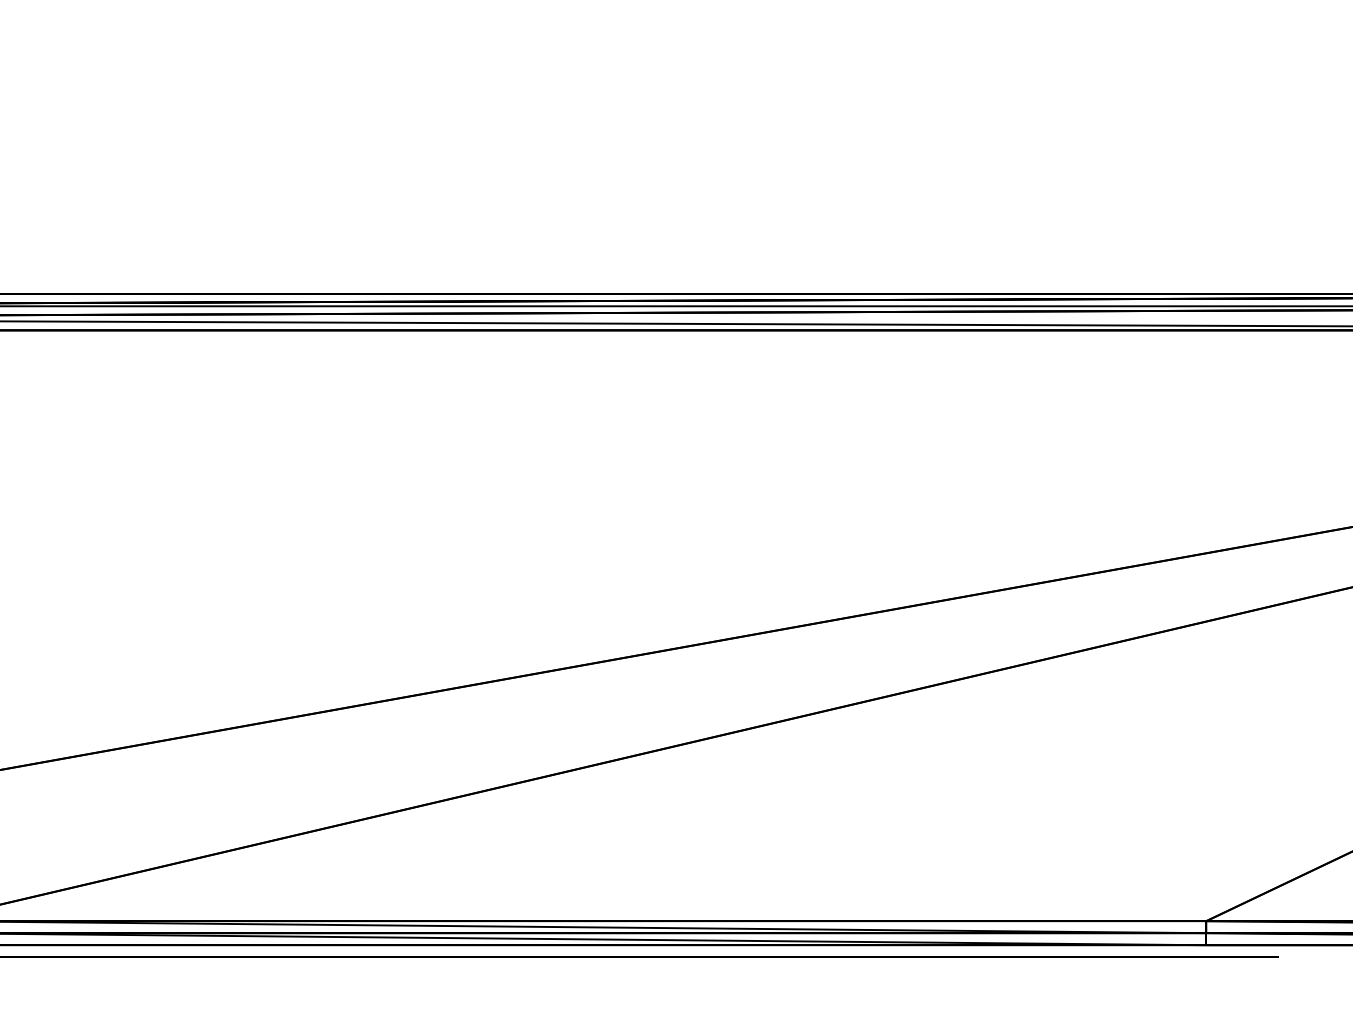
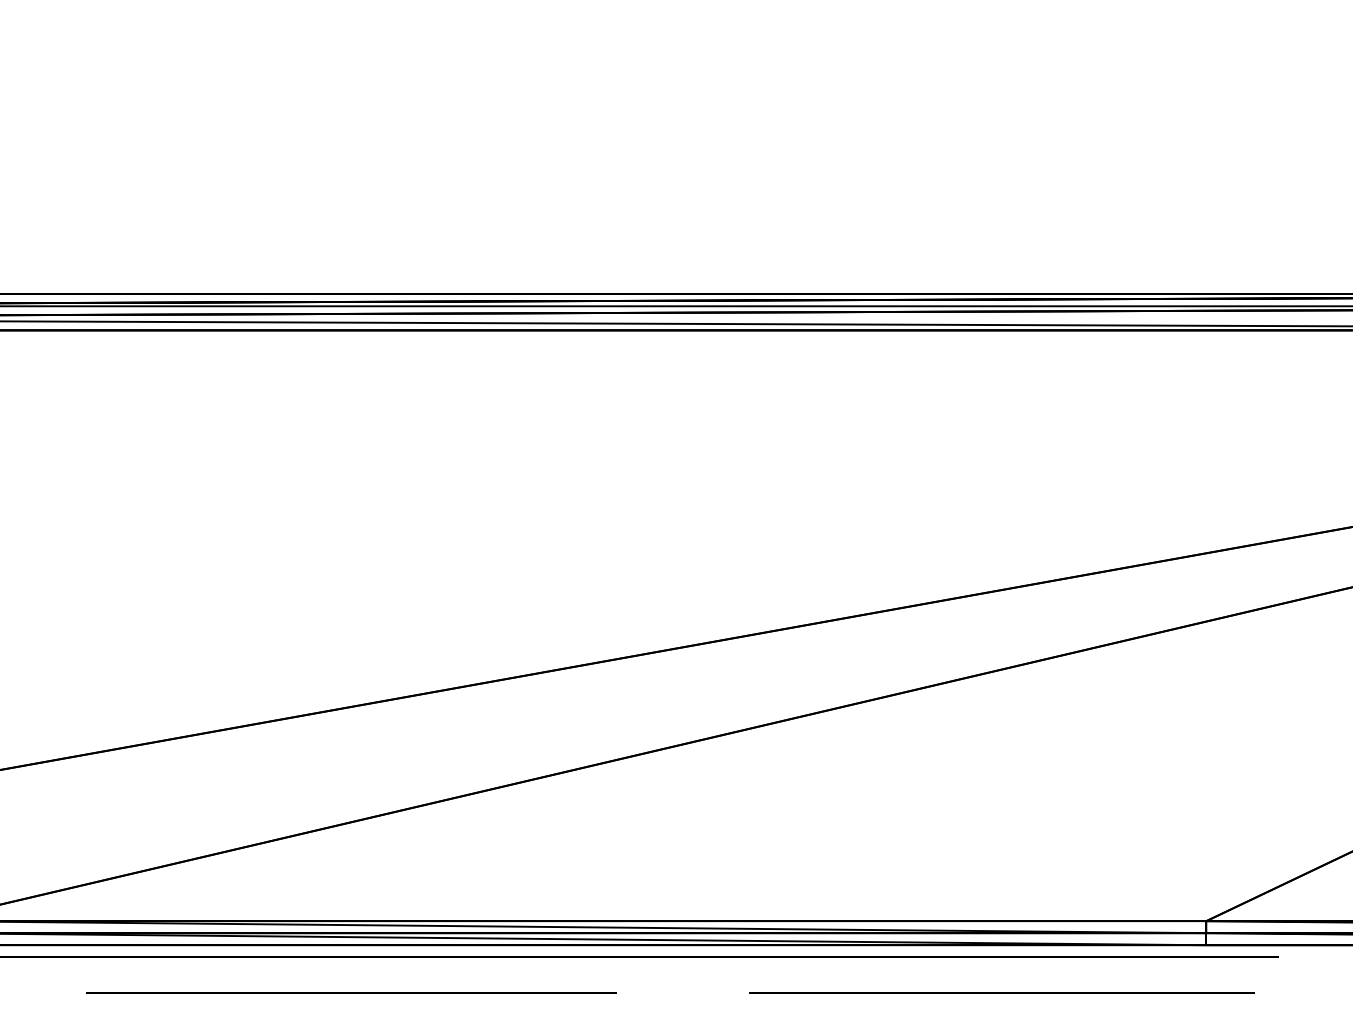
line: none -> present (351, 992)
line: none -> present (1001, 992)
